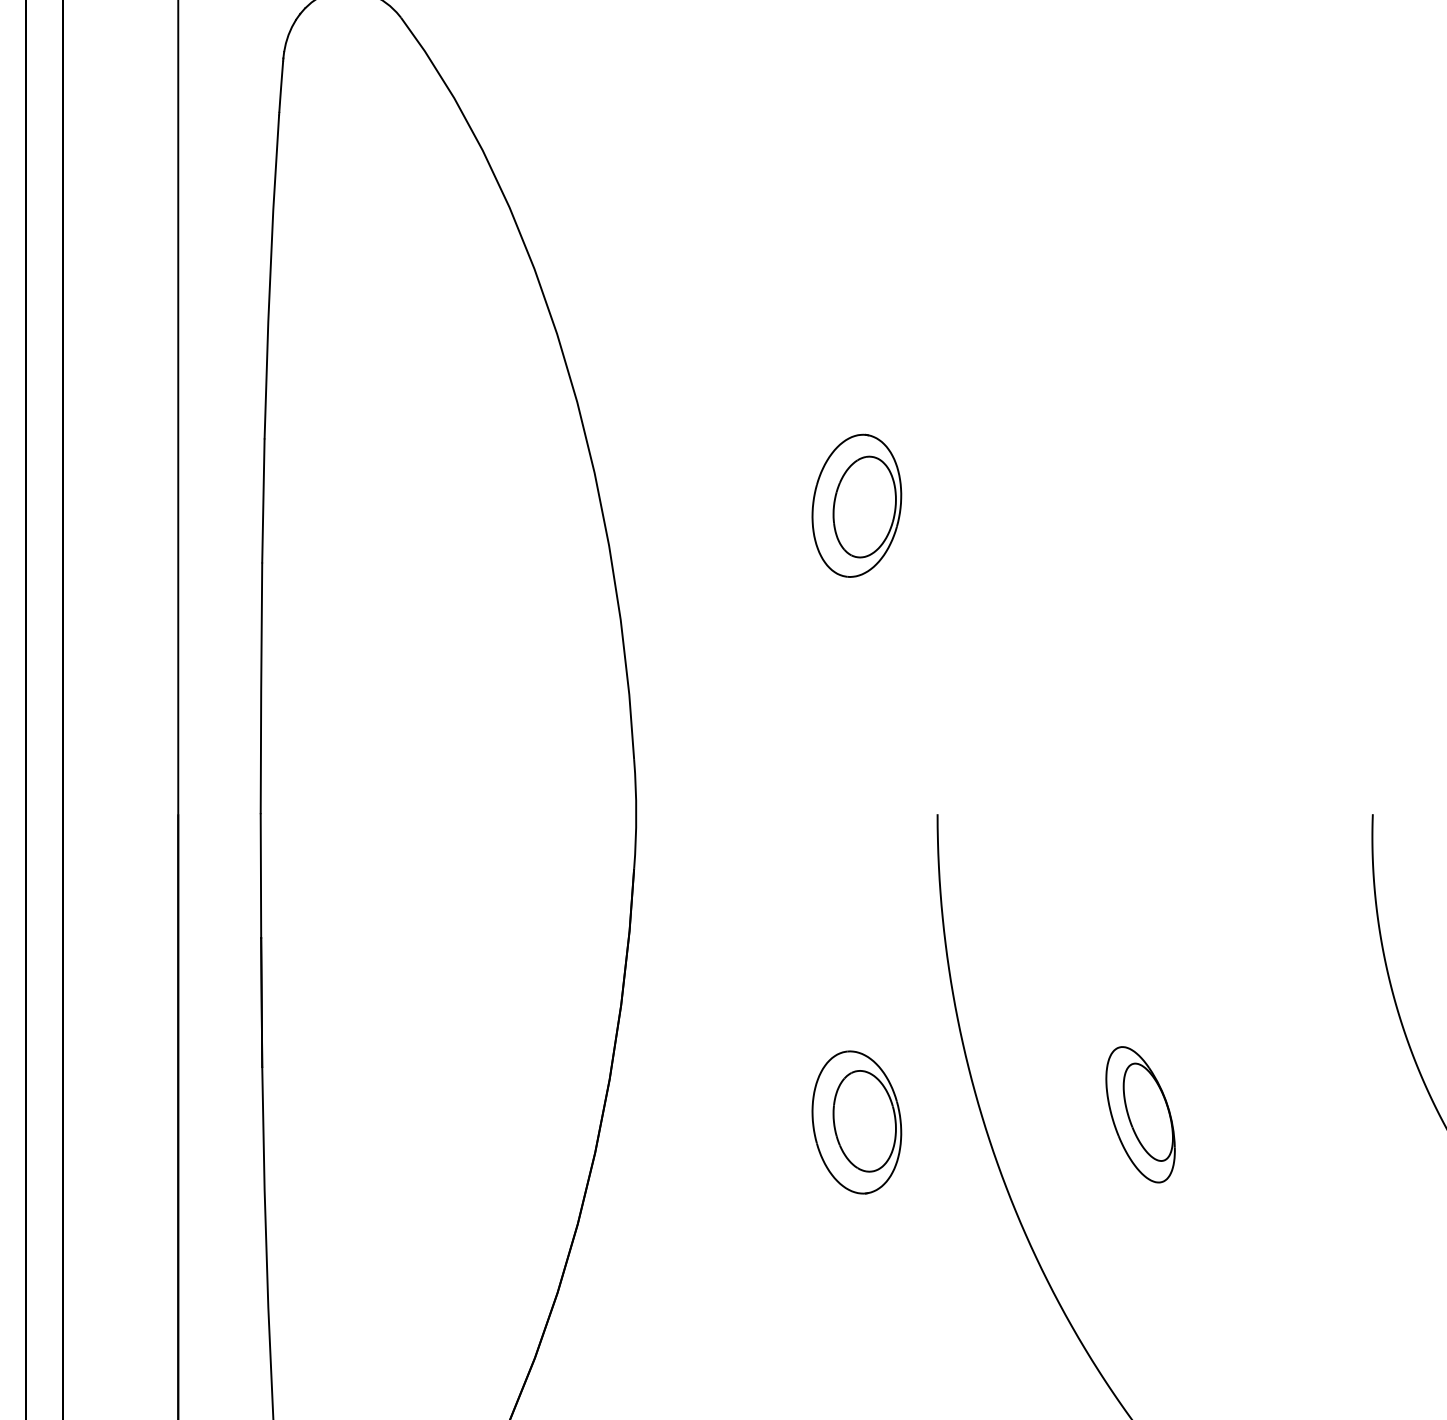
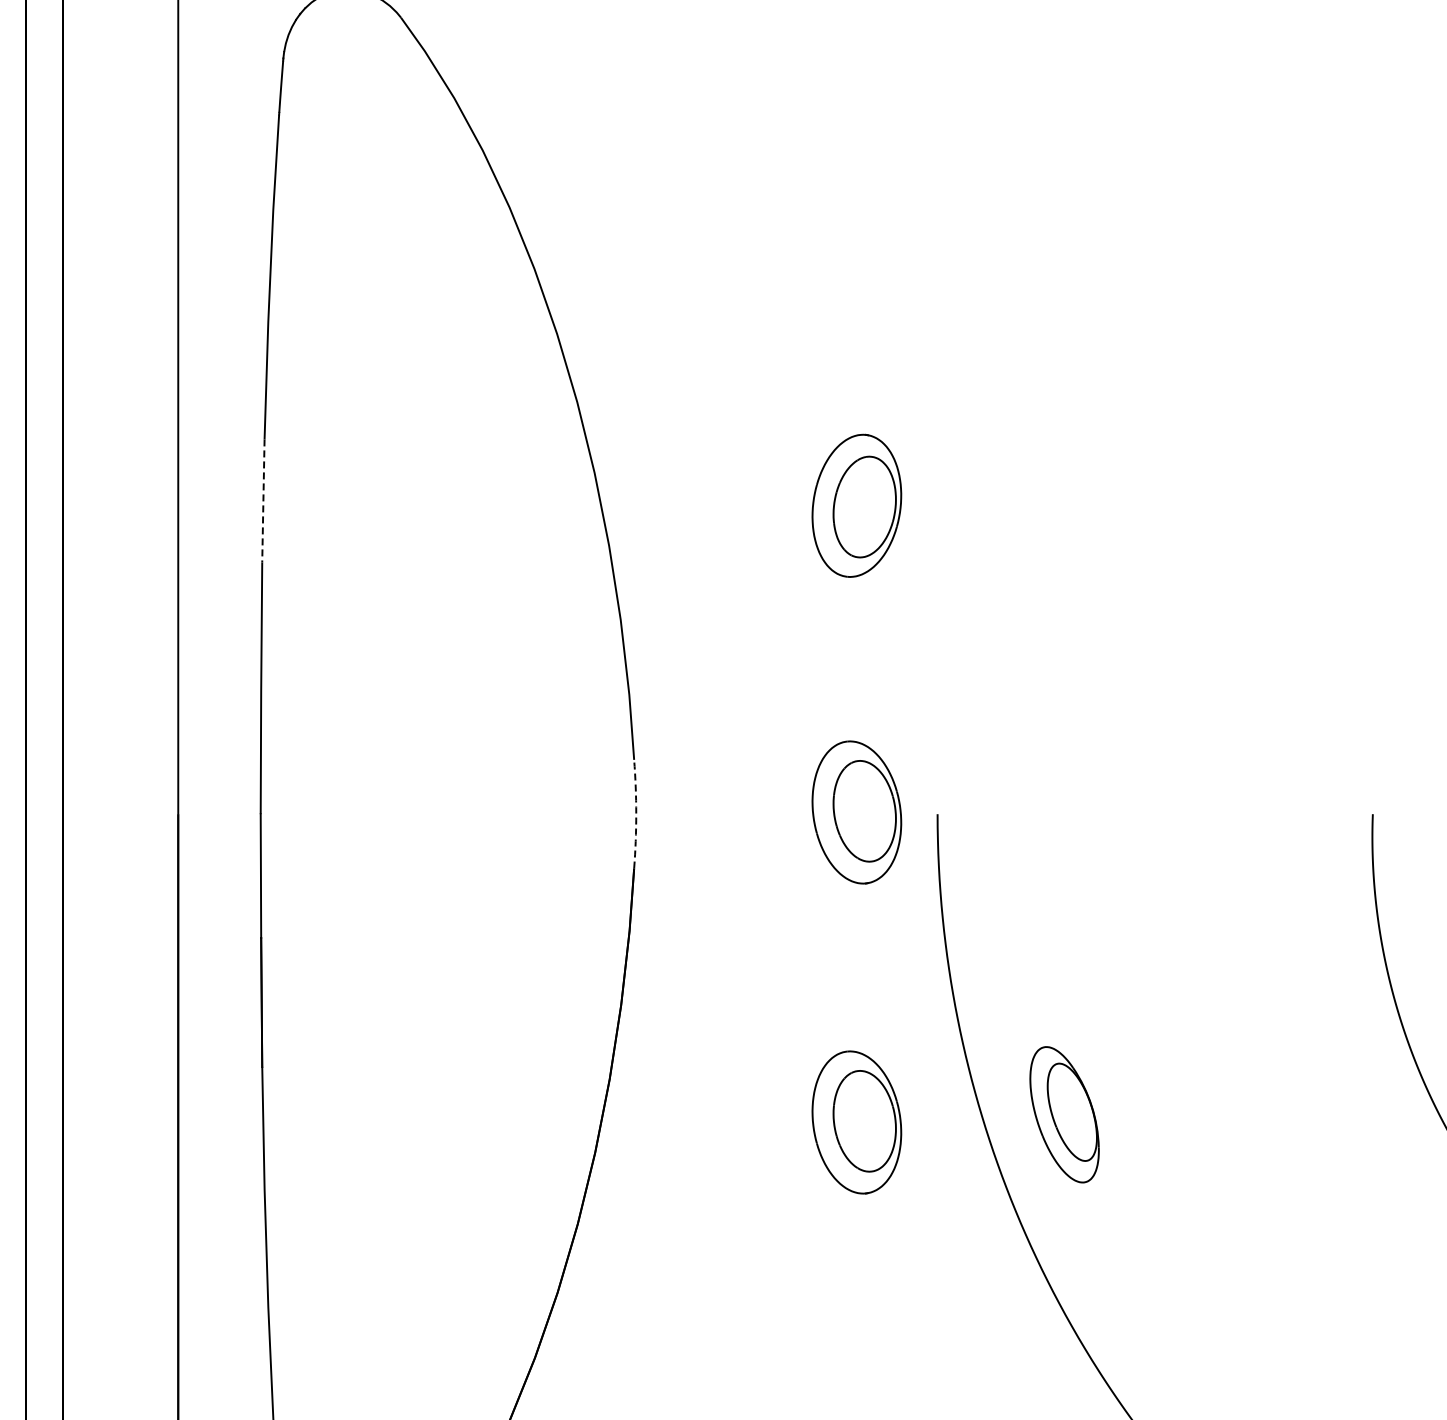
line: solid -> dashed (263, 500)
part: none -> present (856, 812)
arc: solid -> dashed (636, 814)
part position: (1140, 1114) -> (1064, 1114) (1064, 1114)
